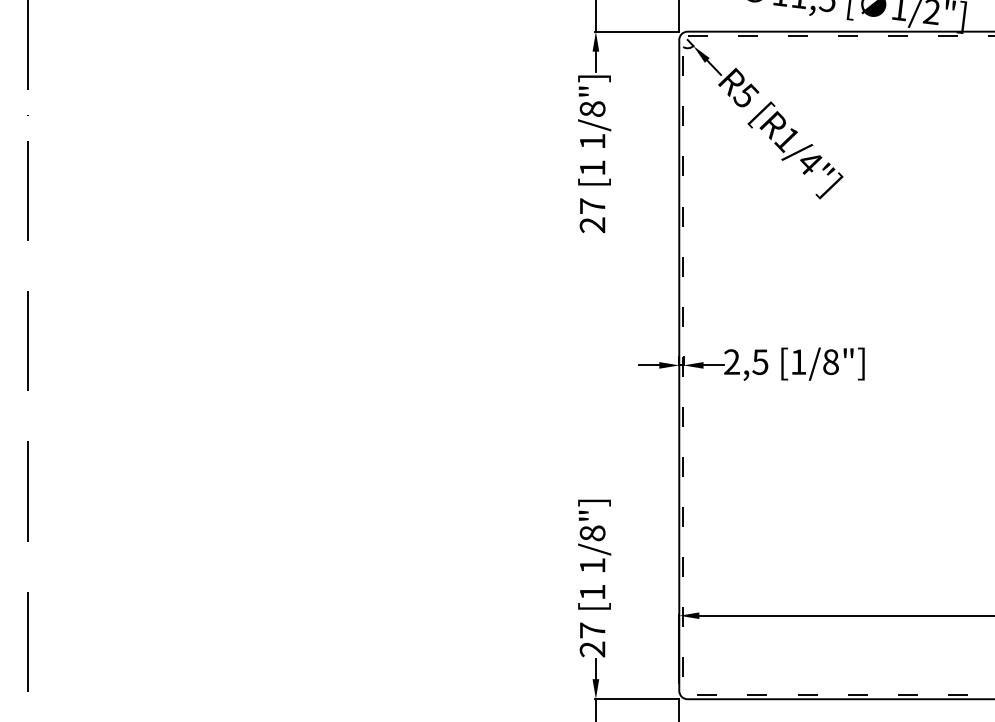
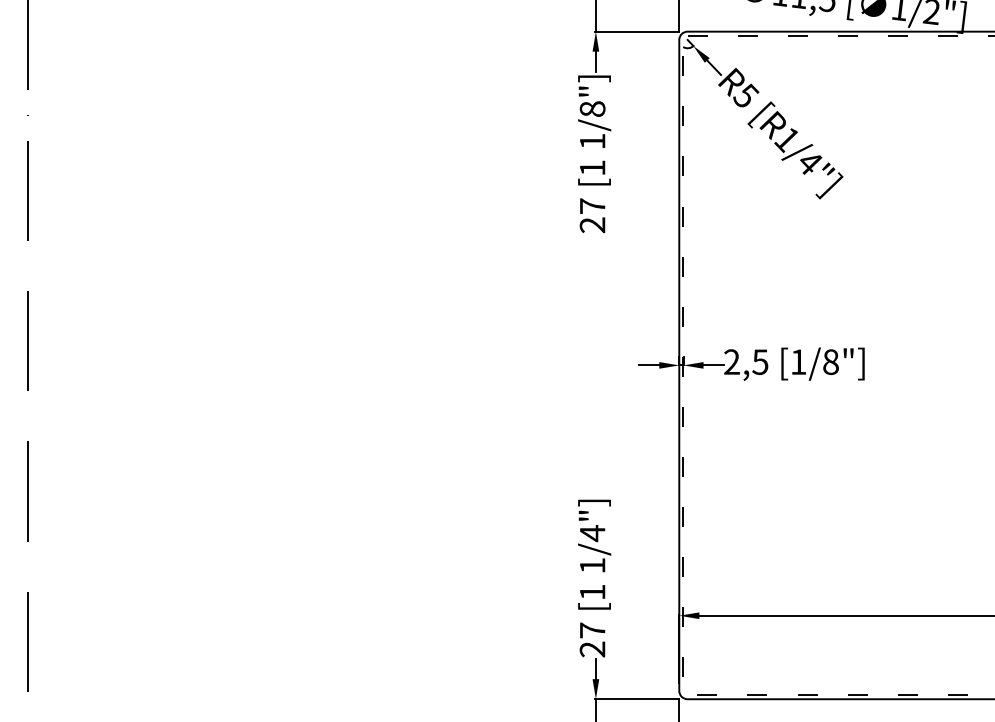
text: 1/8"] -> 1/4"] (592, 533)
